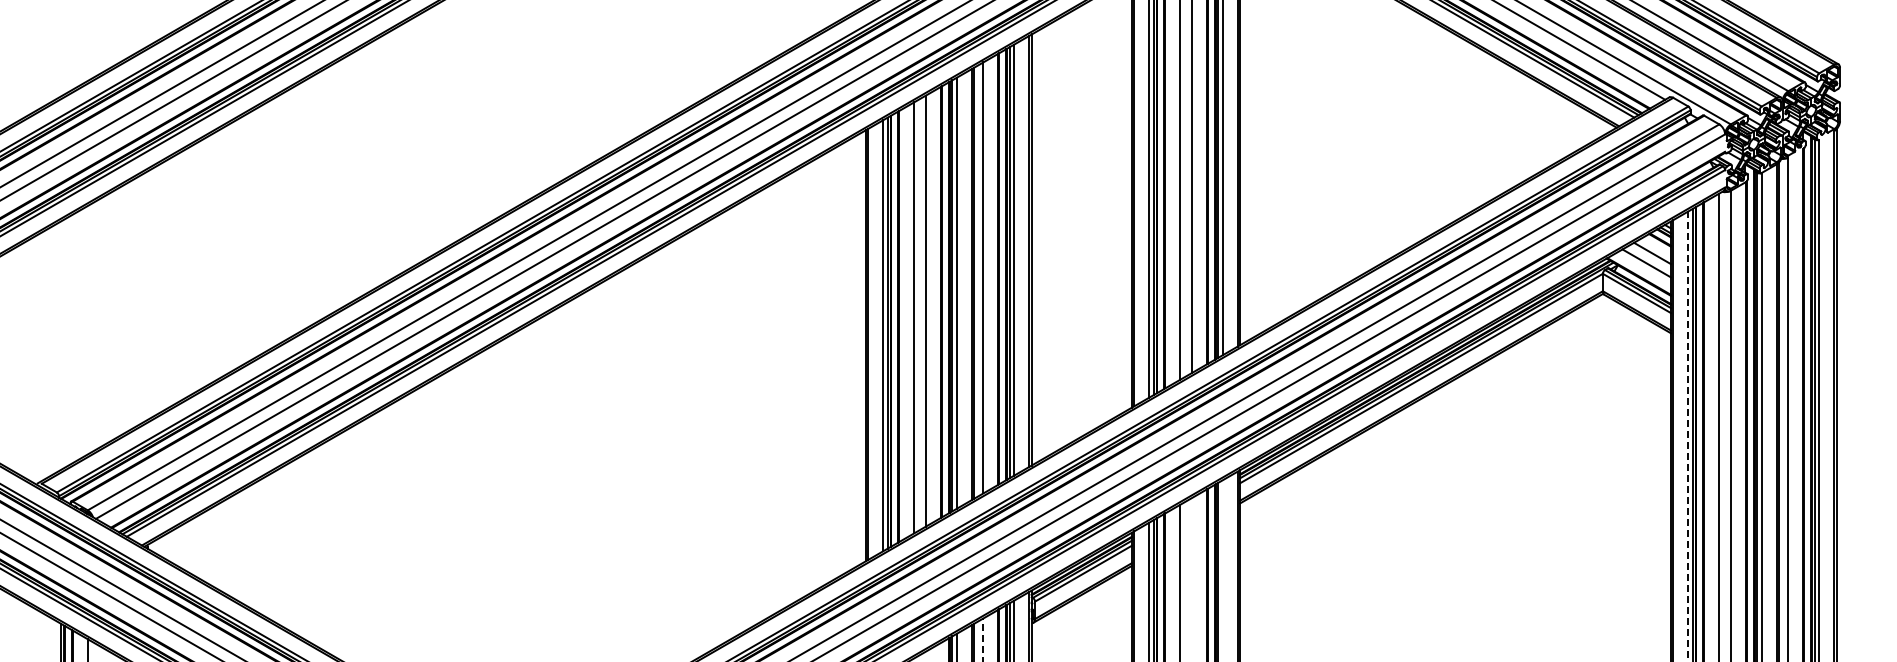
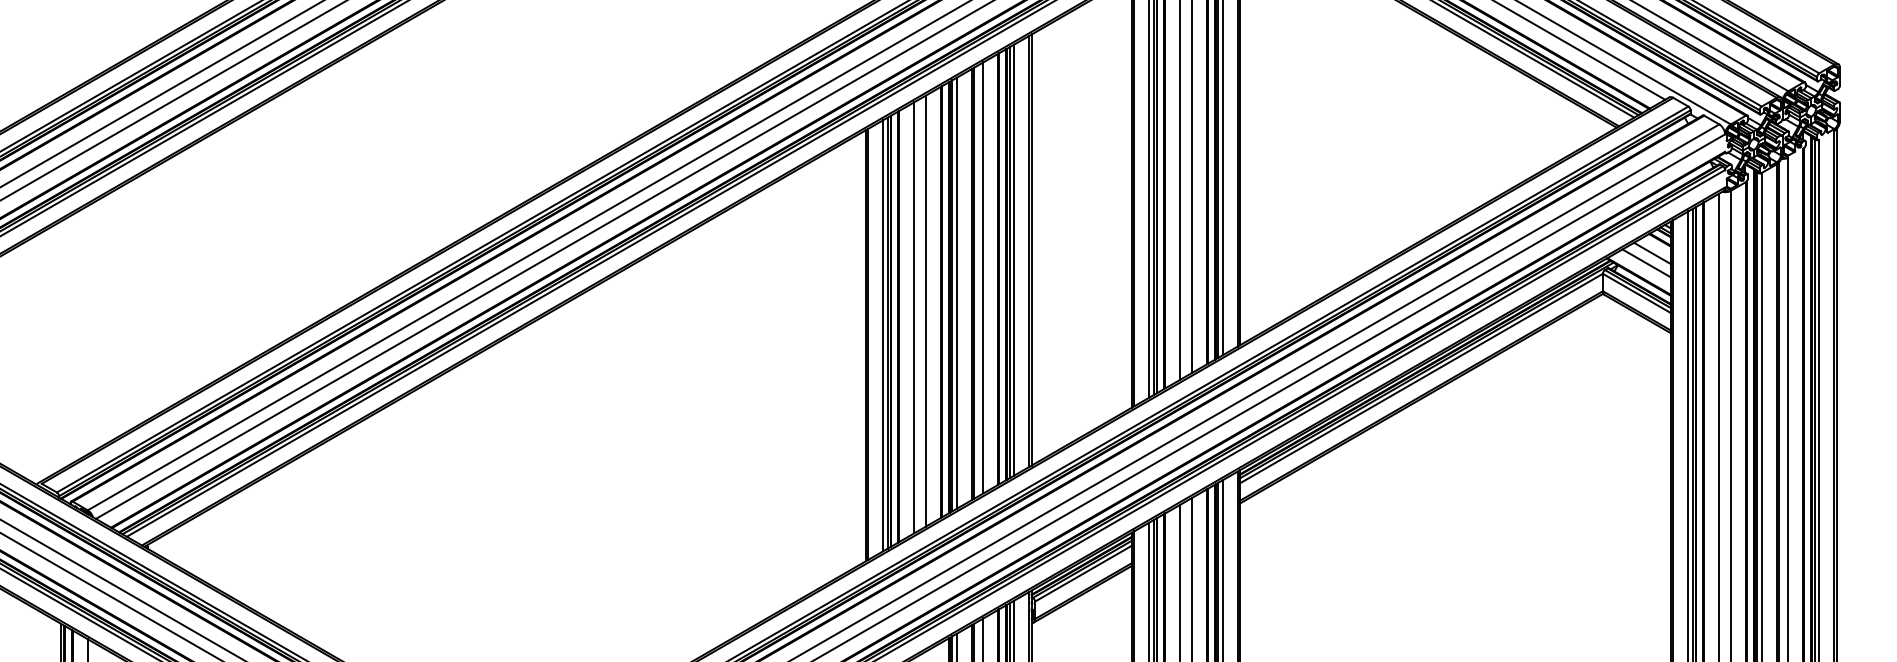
line: dashed -> solid (1688, 436)
line: none -> present (1222, 569)
line: none -> present (1191, 578)
line: dashed -> solid (983, 639)
